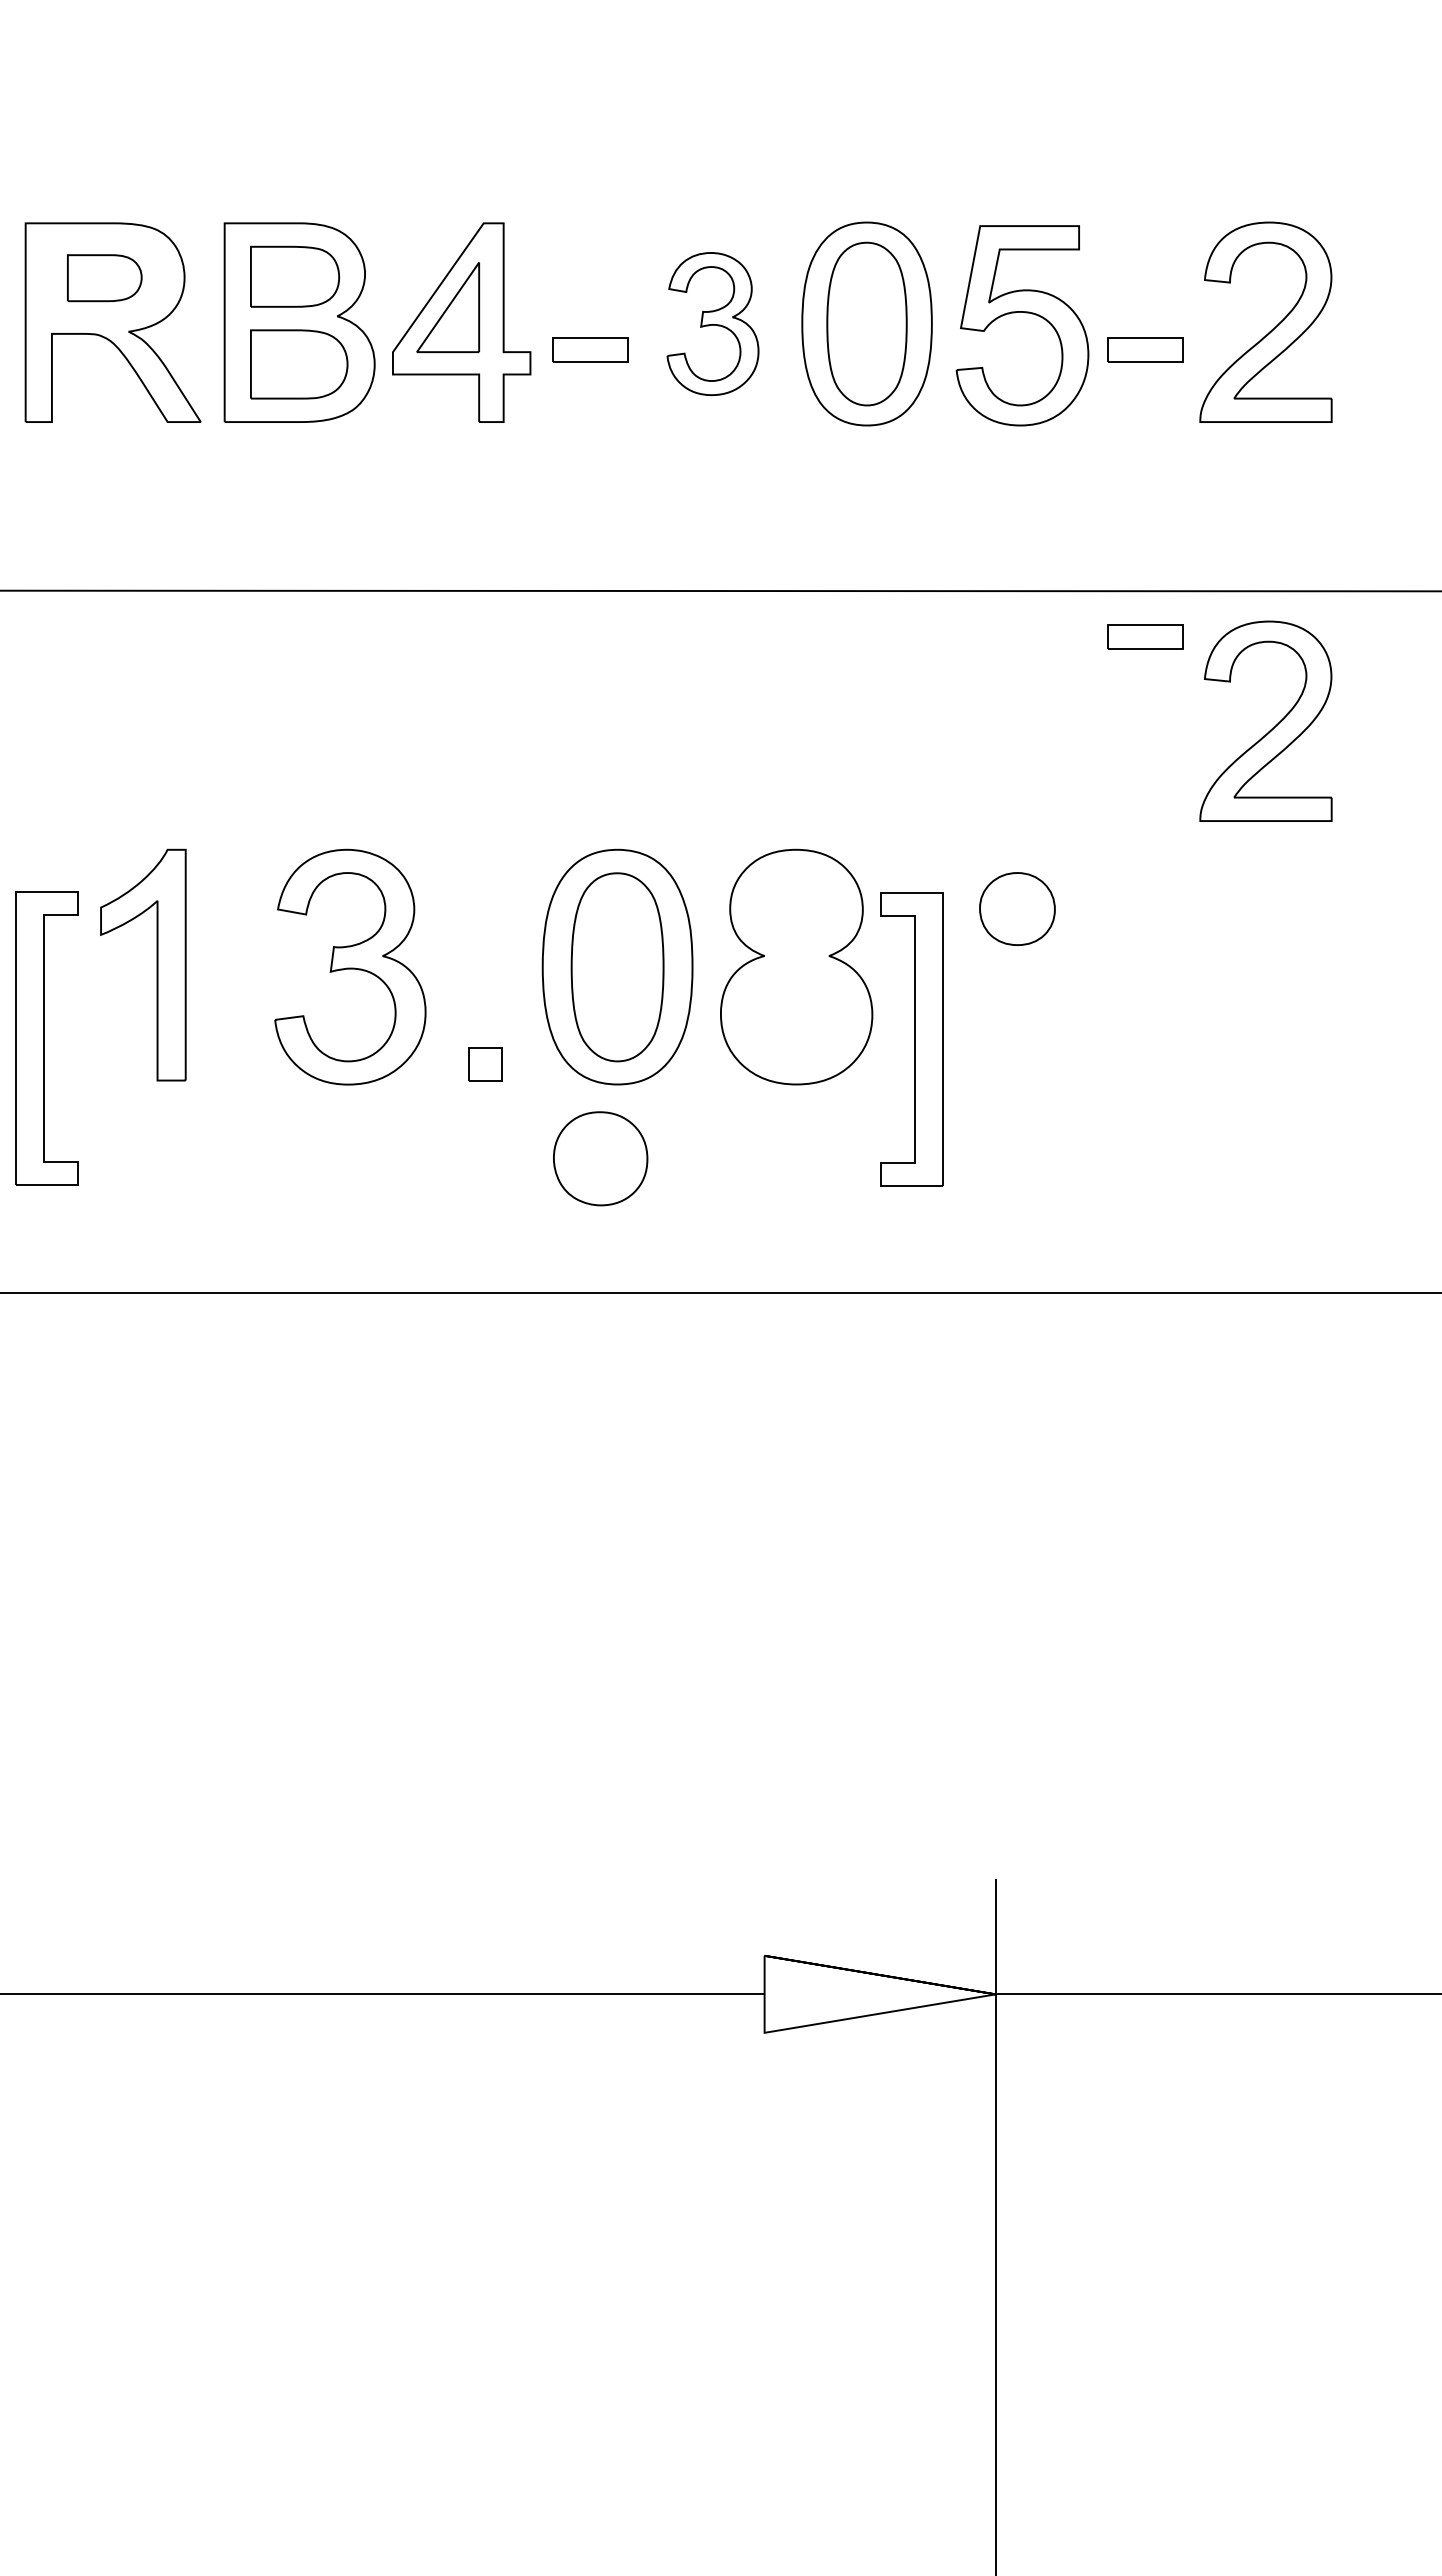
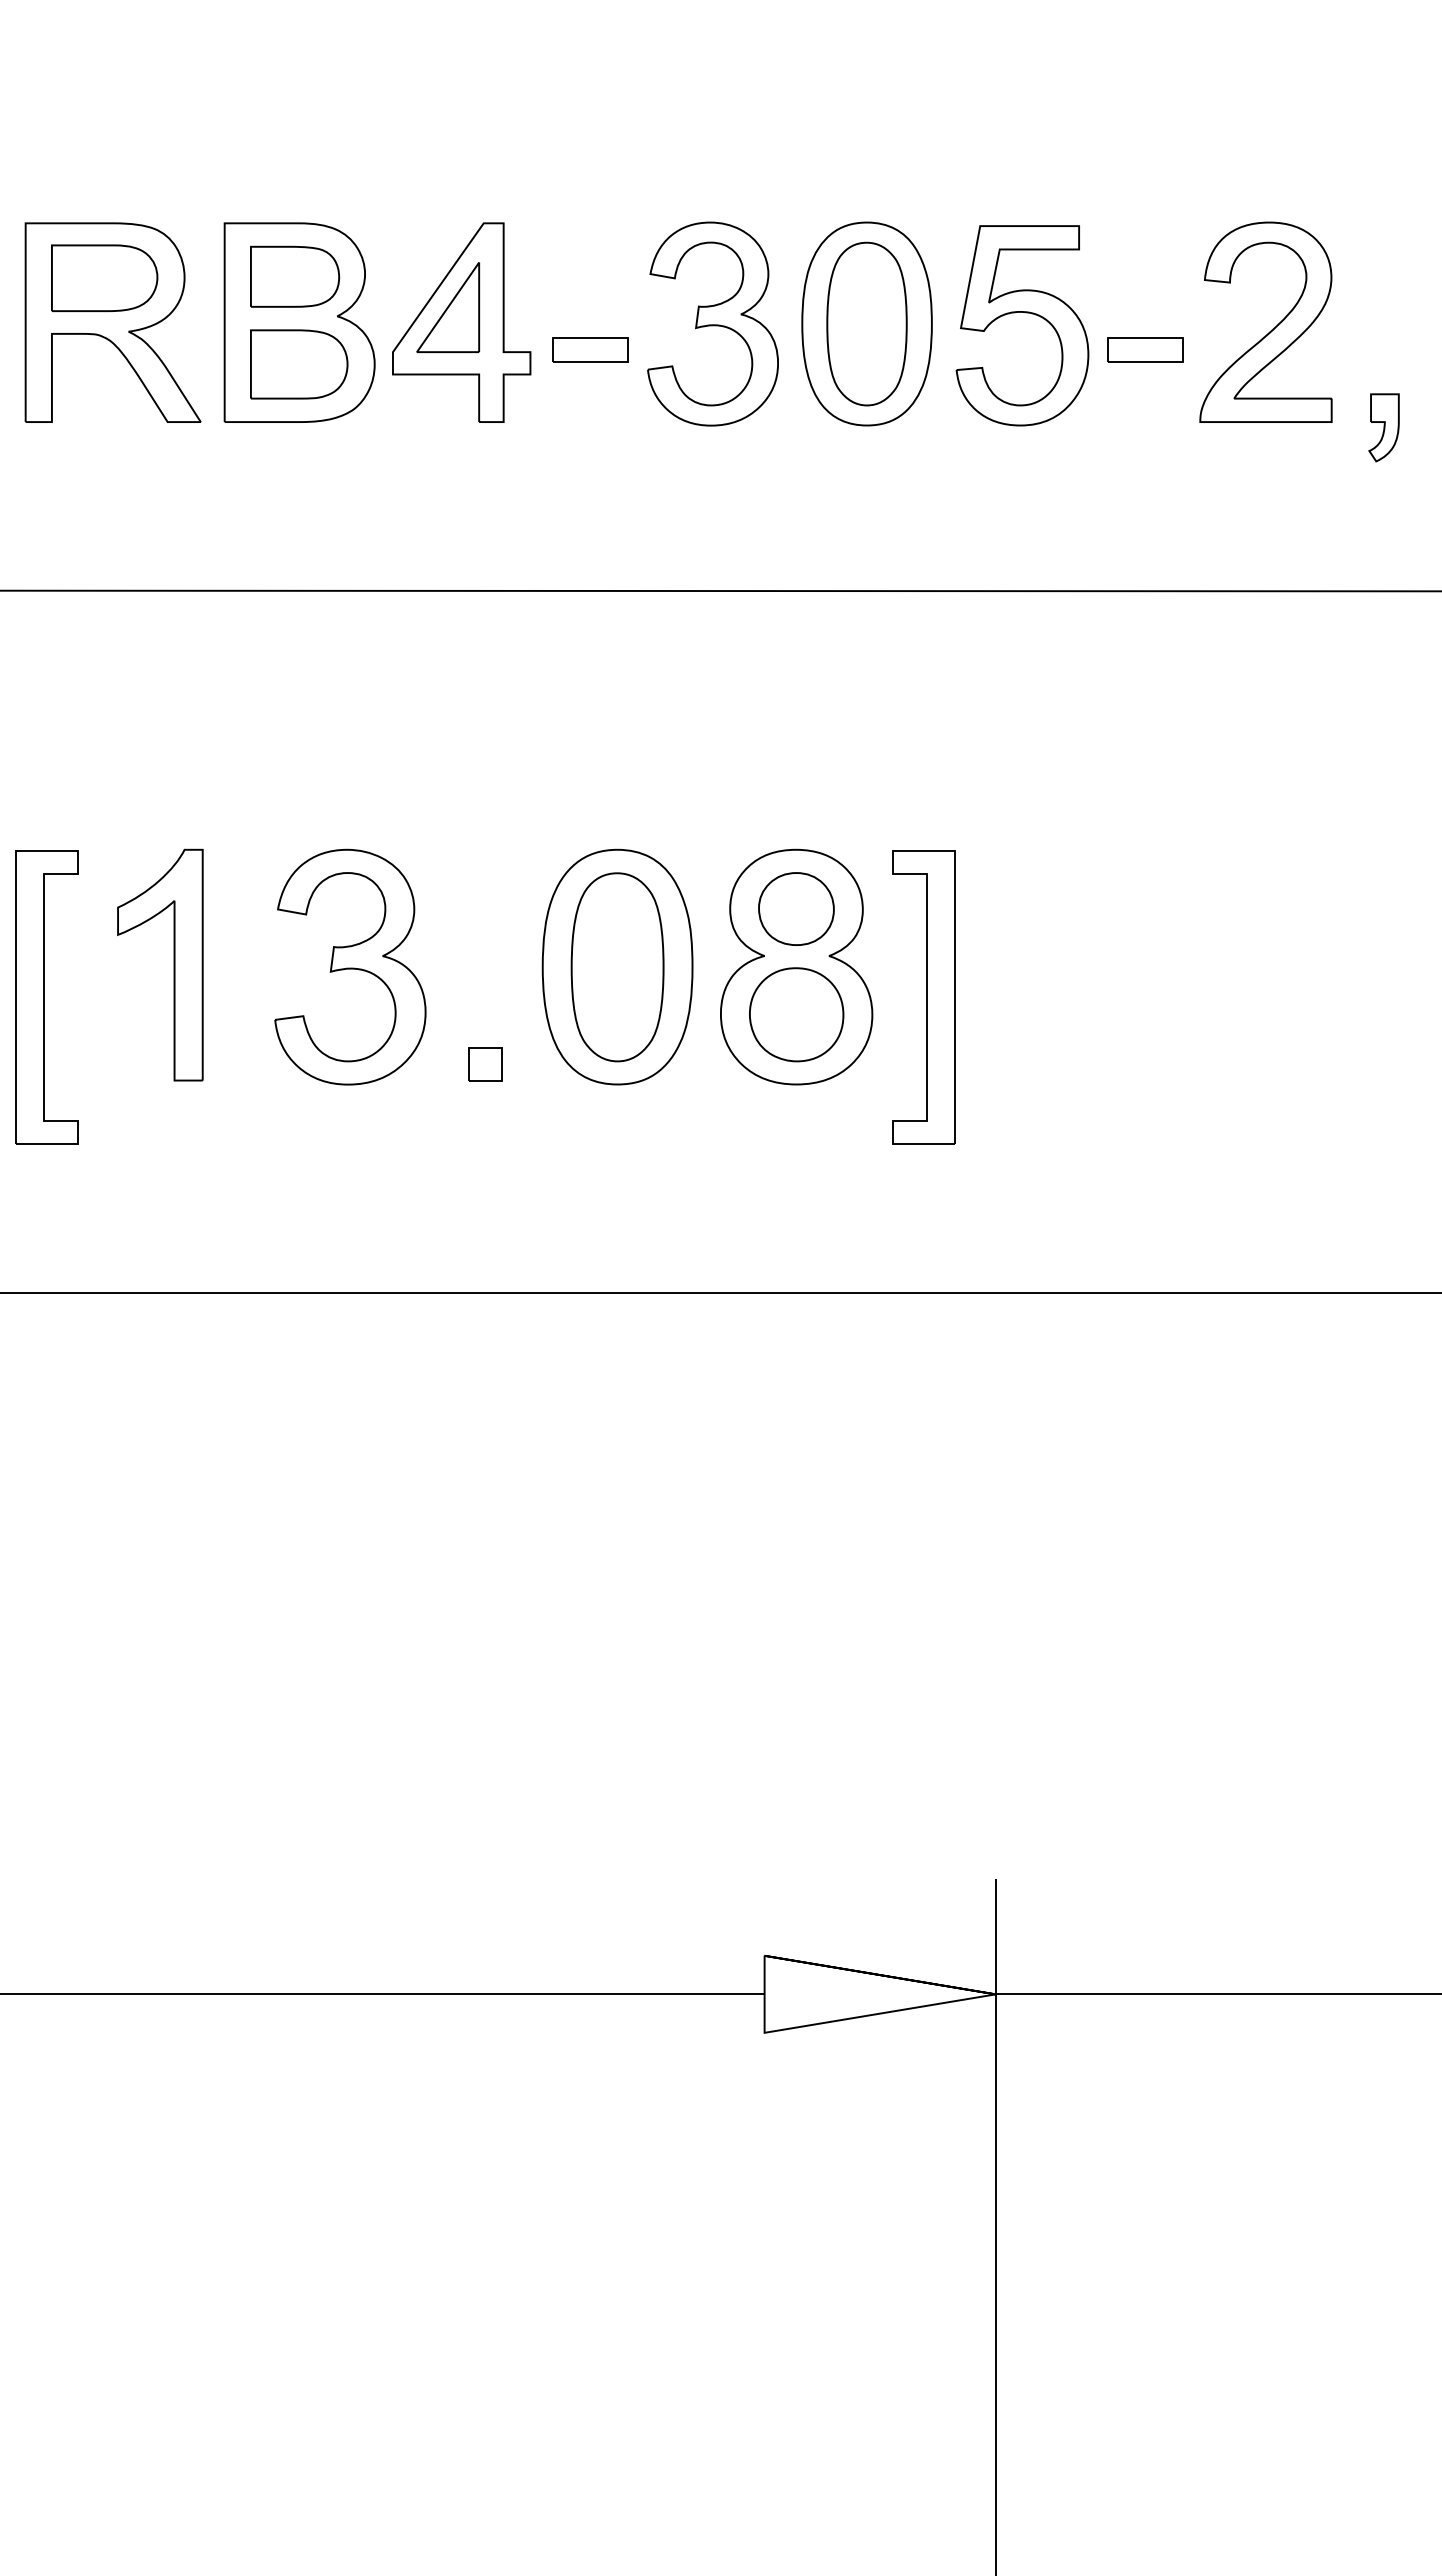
part size: 76x49 px -> 108x68 px (104, 277)
part size: 94x144 px -> 132x206 px (712, 323)
part: none -> present (1383, 427)
part: present -> none (1145, 636)
part: present -> none (1271, 728)
part position: (1017, 908) -> (796, 908) (796, 908)
part position: (156, 964) -> (173, 964) (173, 964)
part position: (46, 1038) -> (46, 997) (46, 997)
part position: (911, 1039) -> (923, 997) (923, 997)
part position: (600, 1158) -> (796, 1014) (796, 1014)
